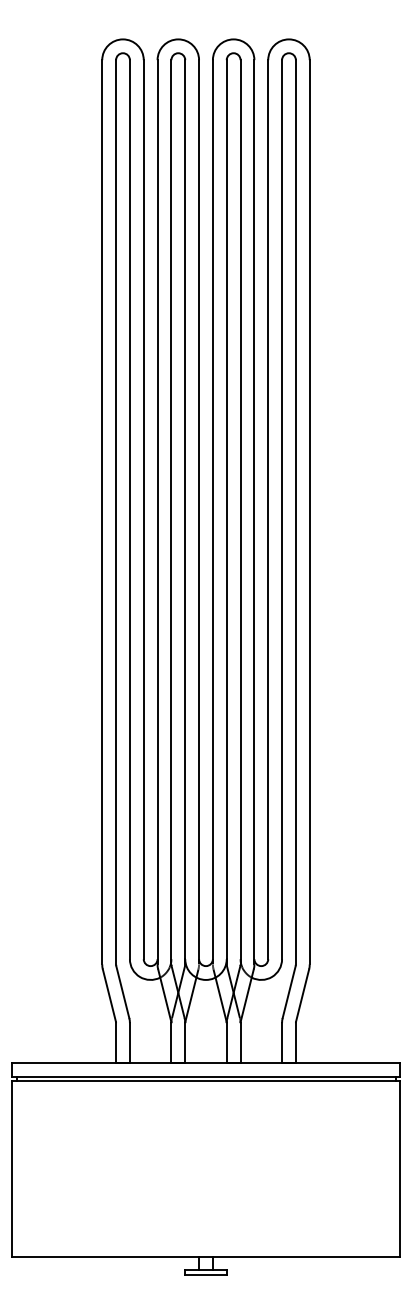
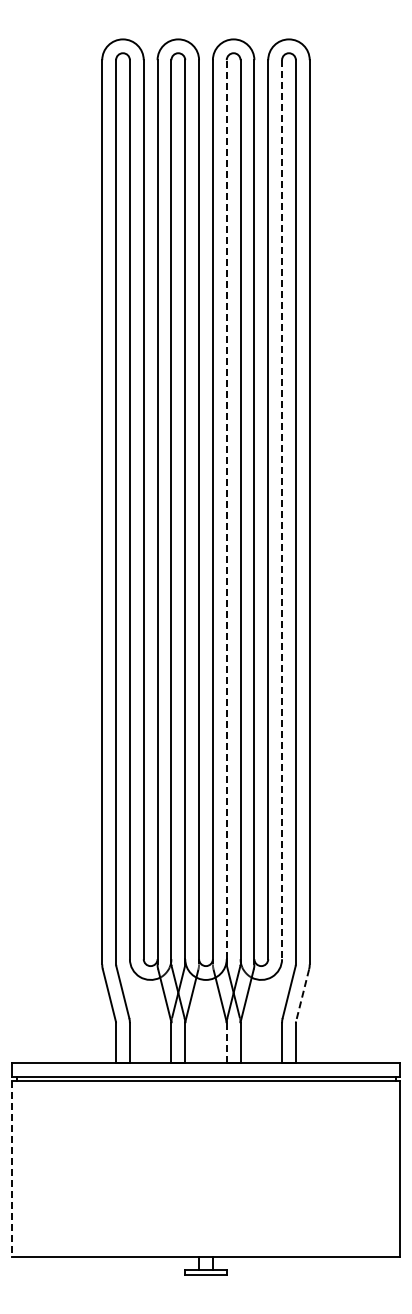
line: solid -> dashed (226, 509)
line: solid -> dashed (282, 509)
line: solid -> dashed (302, 995)
line: solid -> dashed (226, 1043)
line: solid -> dashed (12, 1168)
